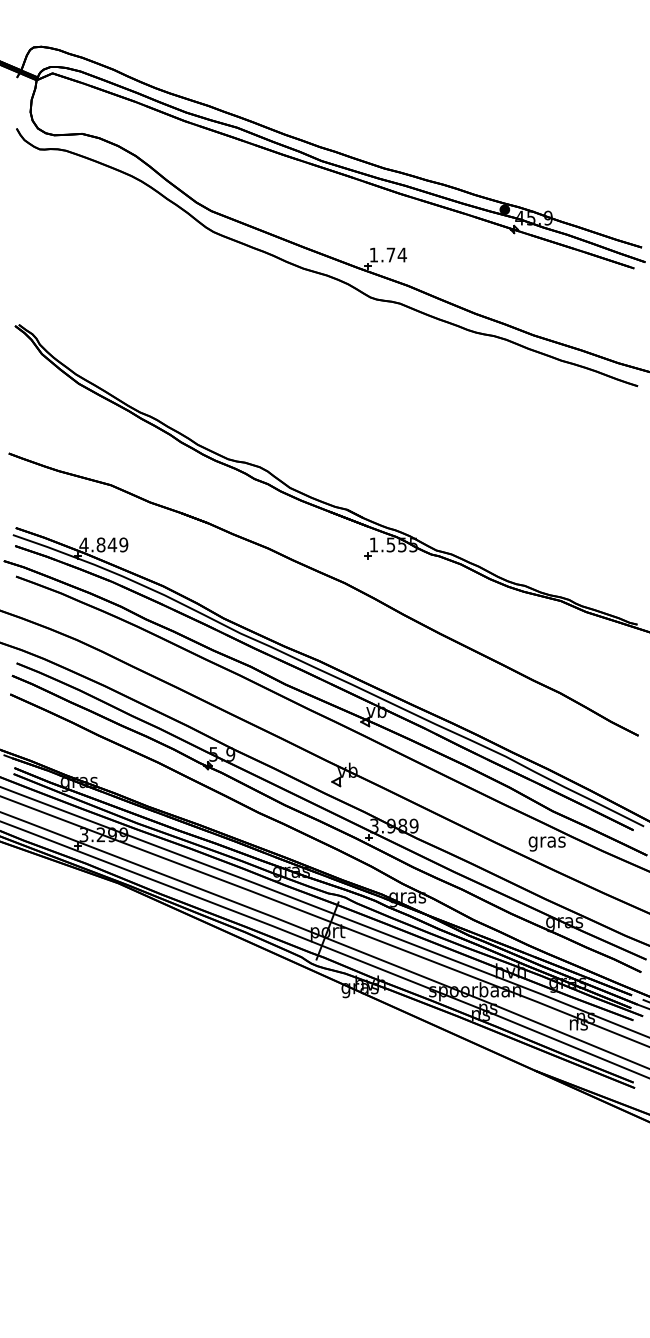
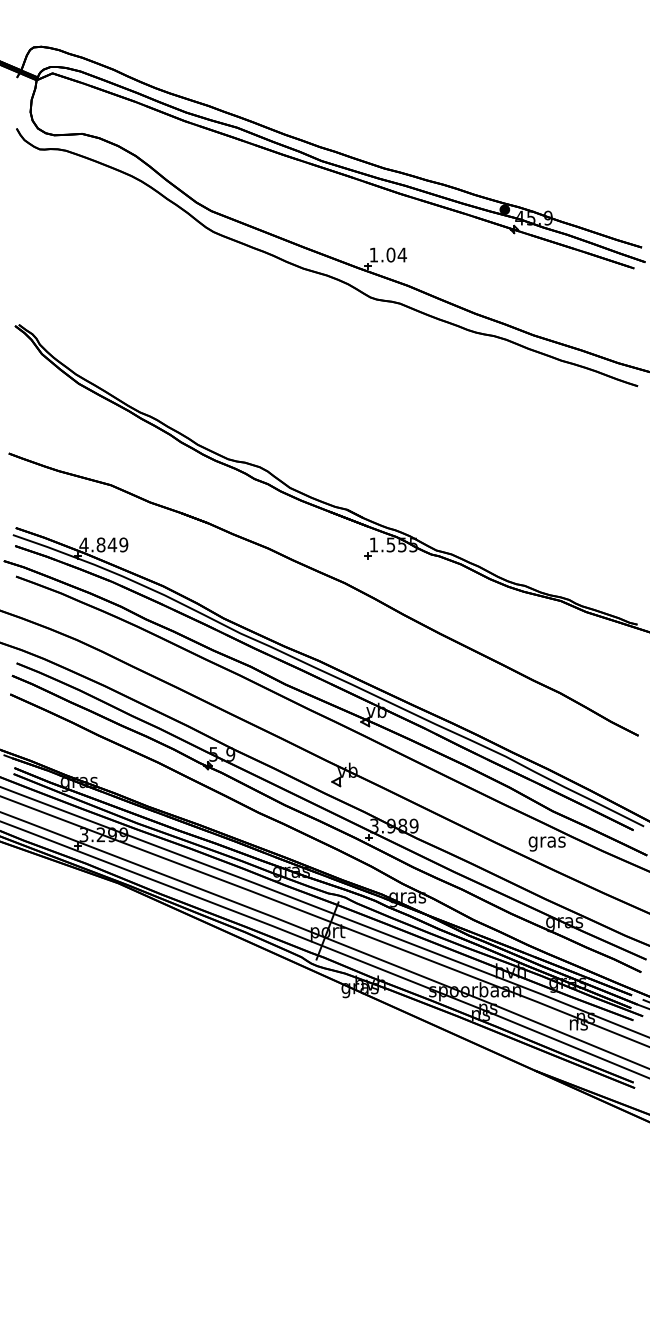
text: 1.74 -> 1.04 (390, 254)
